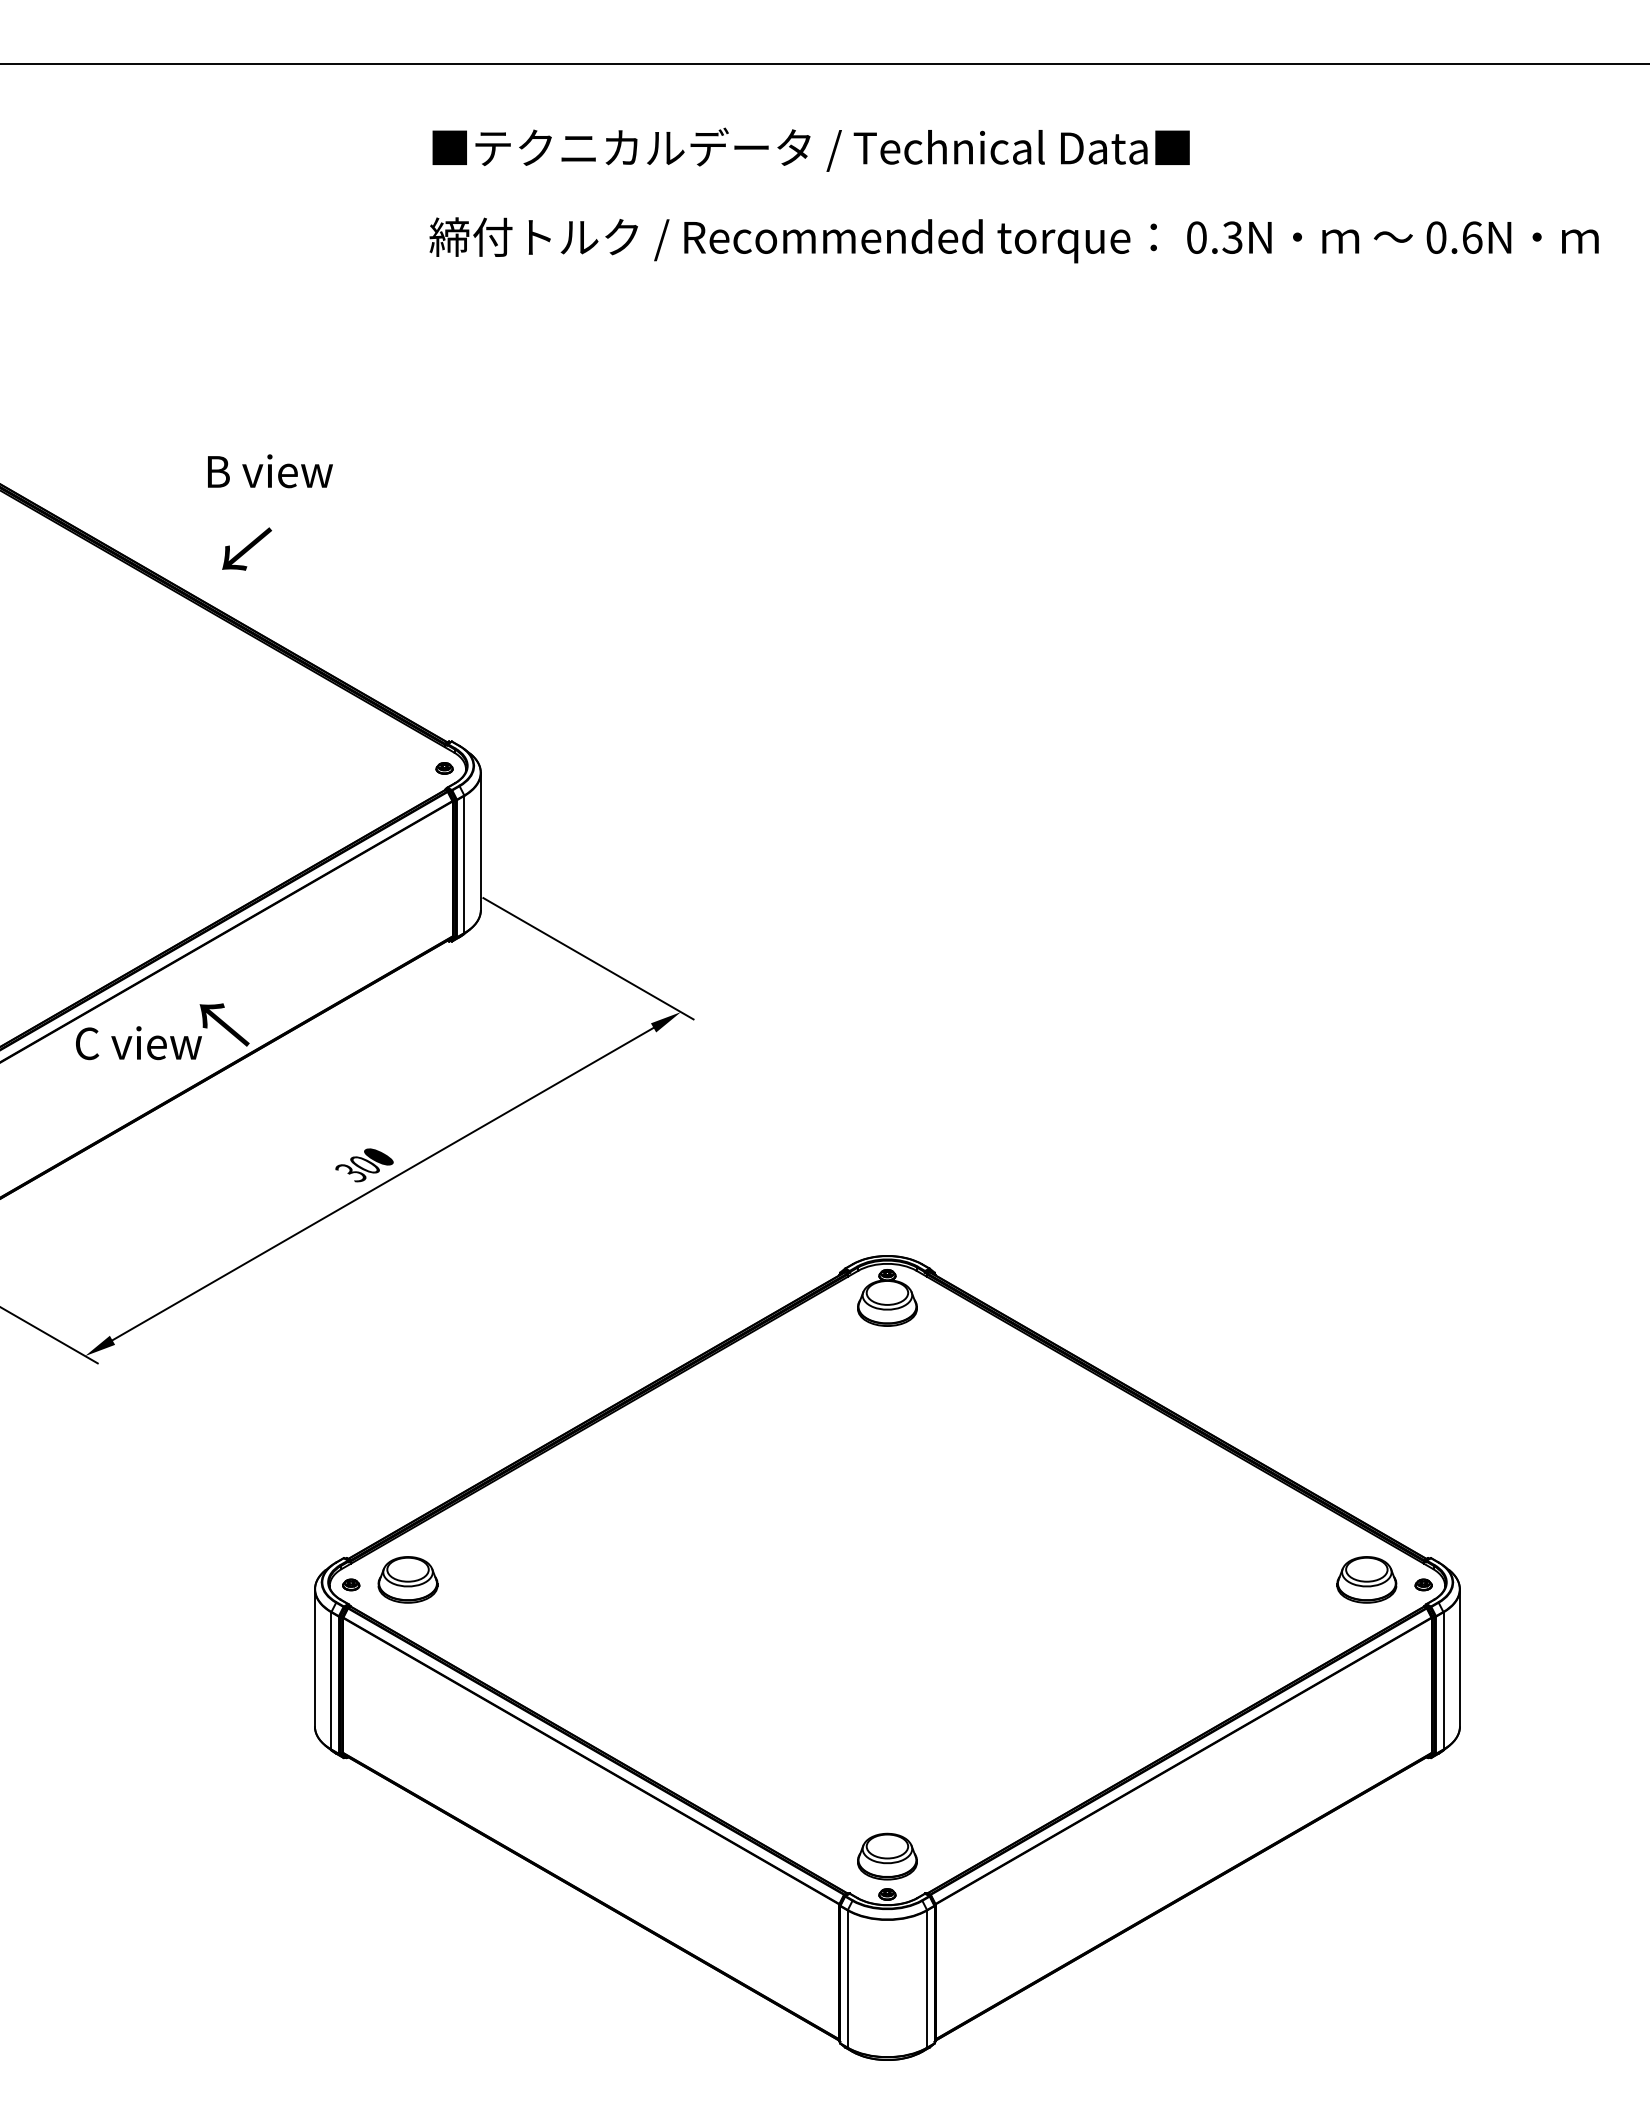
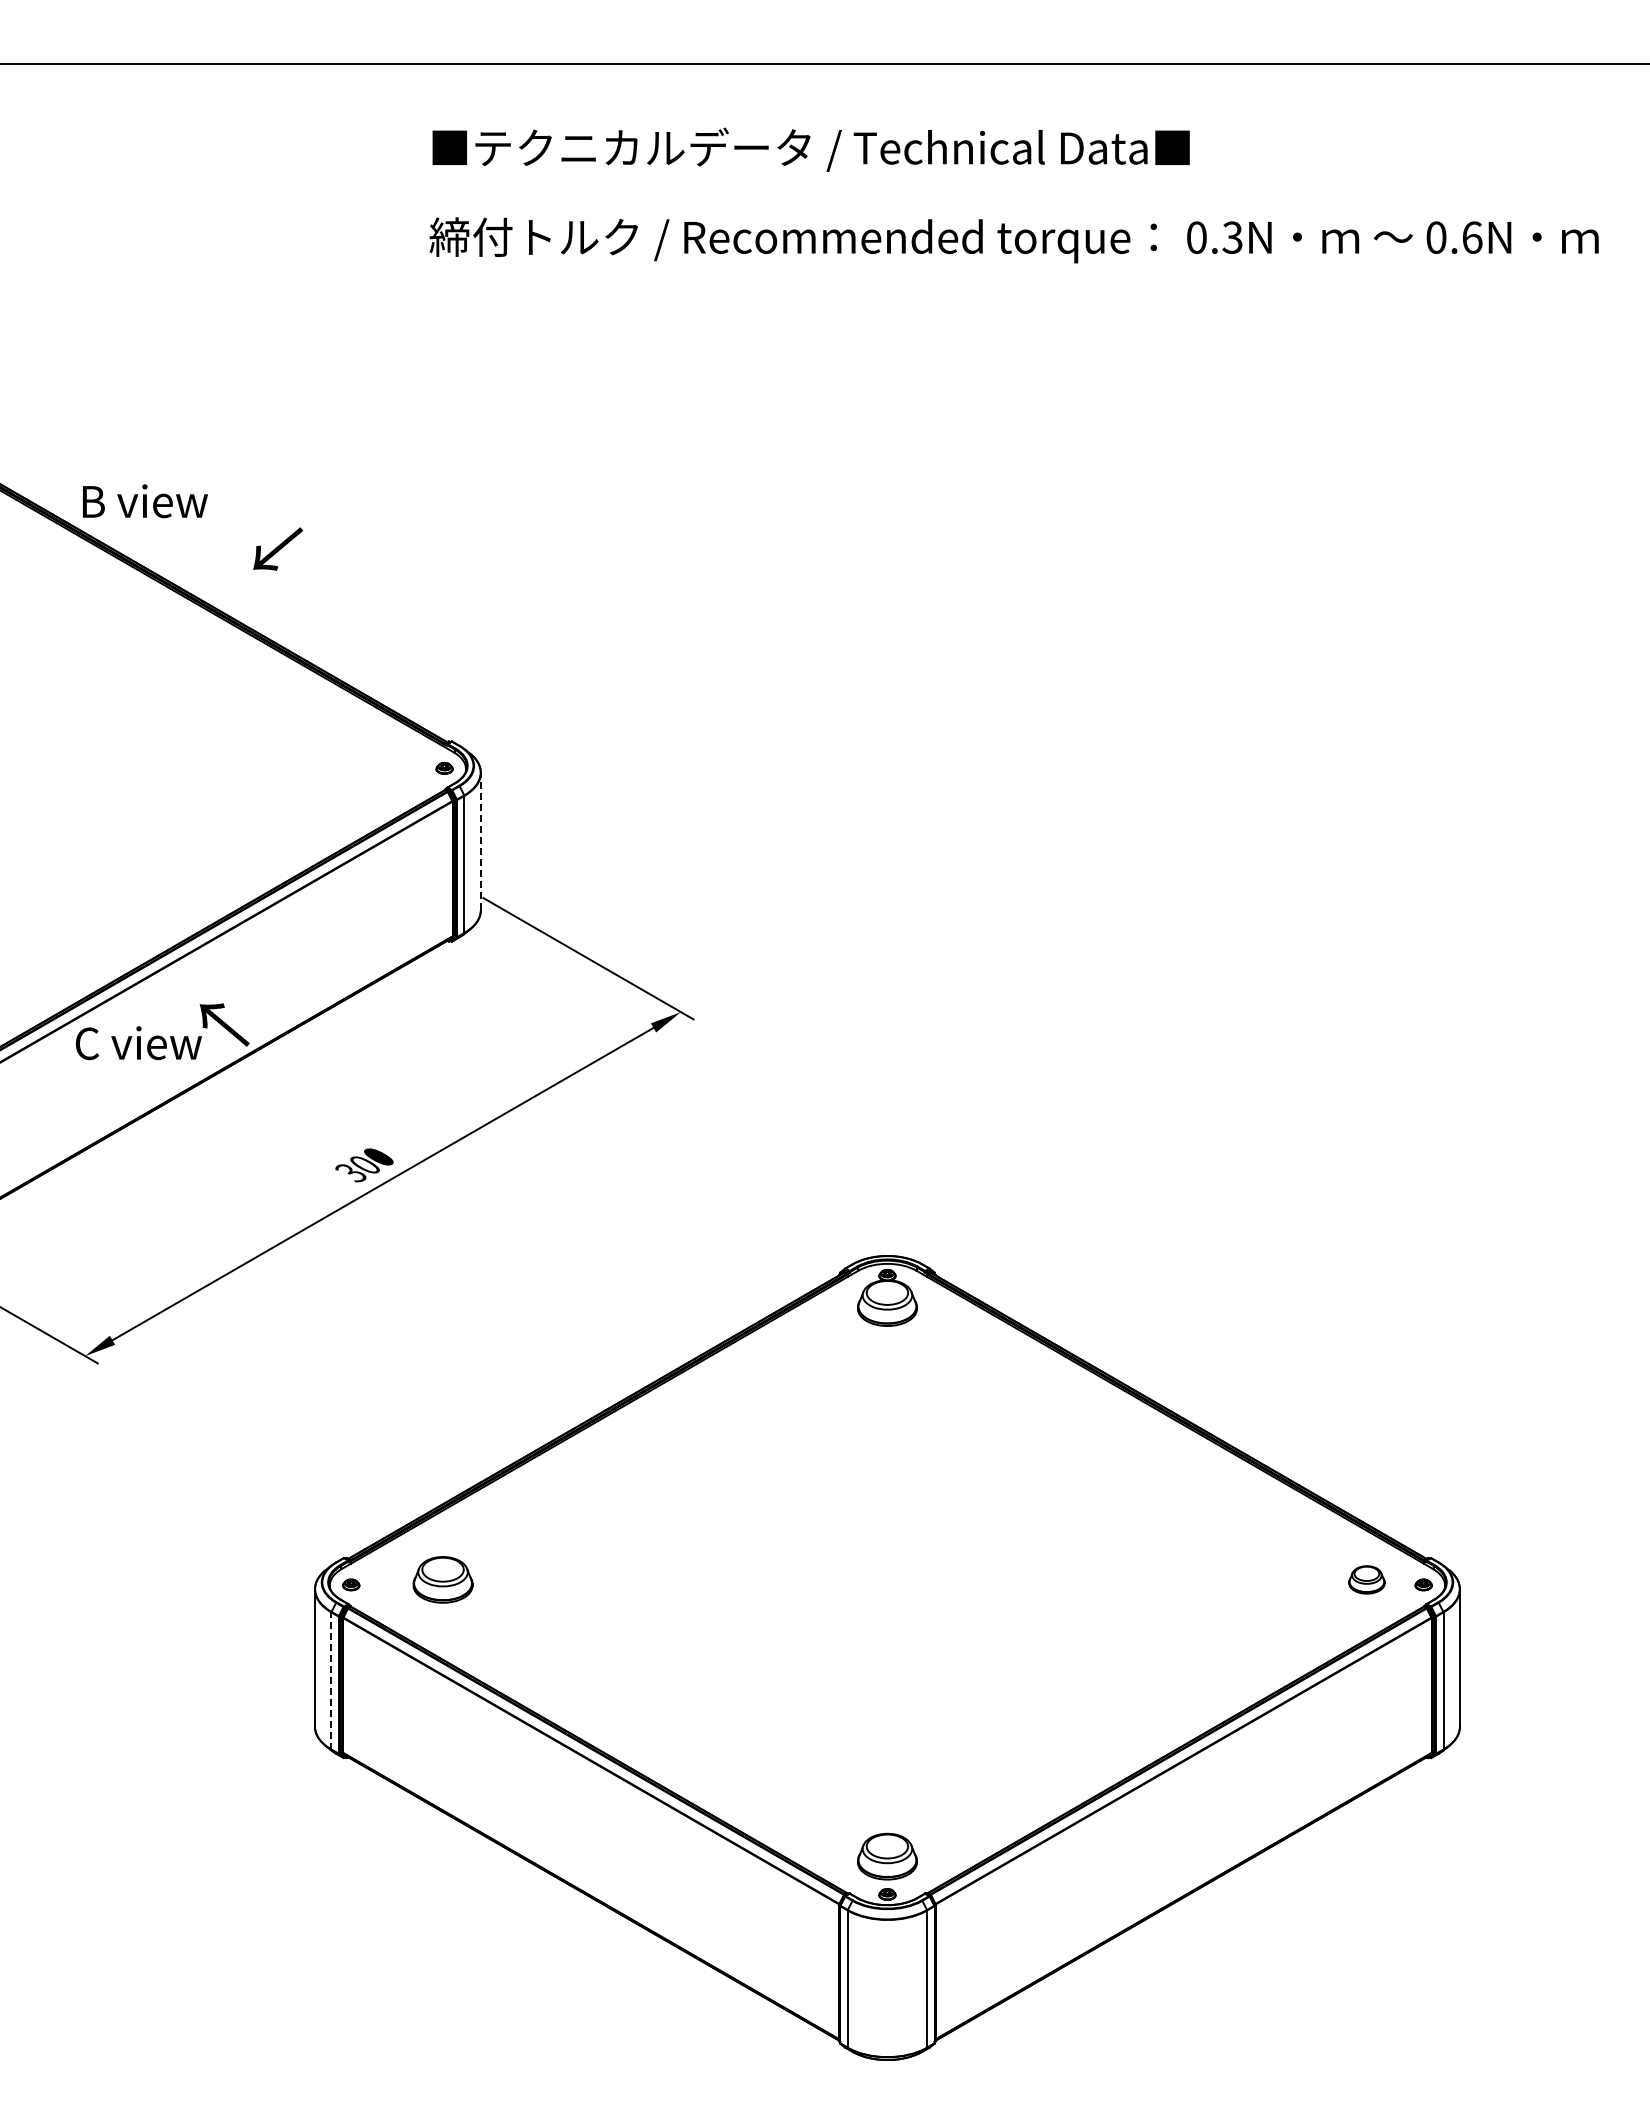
text position: (270, 471) -> (145, 501) (145, 501)
text position: (246, 548) -> (277, 548) (277, 548)
line: solid -> dashed (480, 841)
part position: (407, 1579) -> (442, 1579) (442, 1579)
part size: 62x48 px -> 38x30 px (1366, 1579)
line: solid -> dashed (331, 1680)
